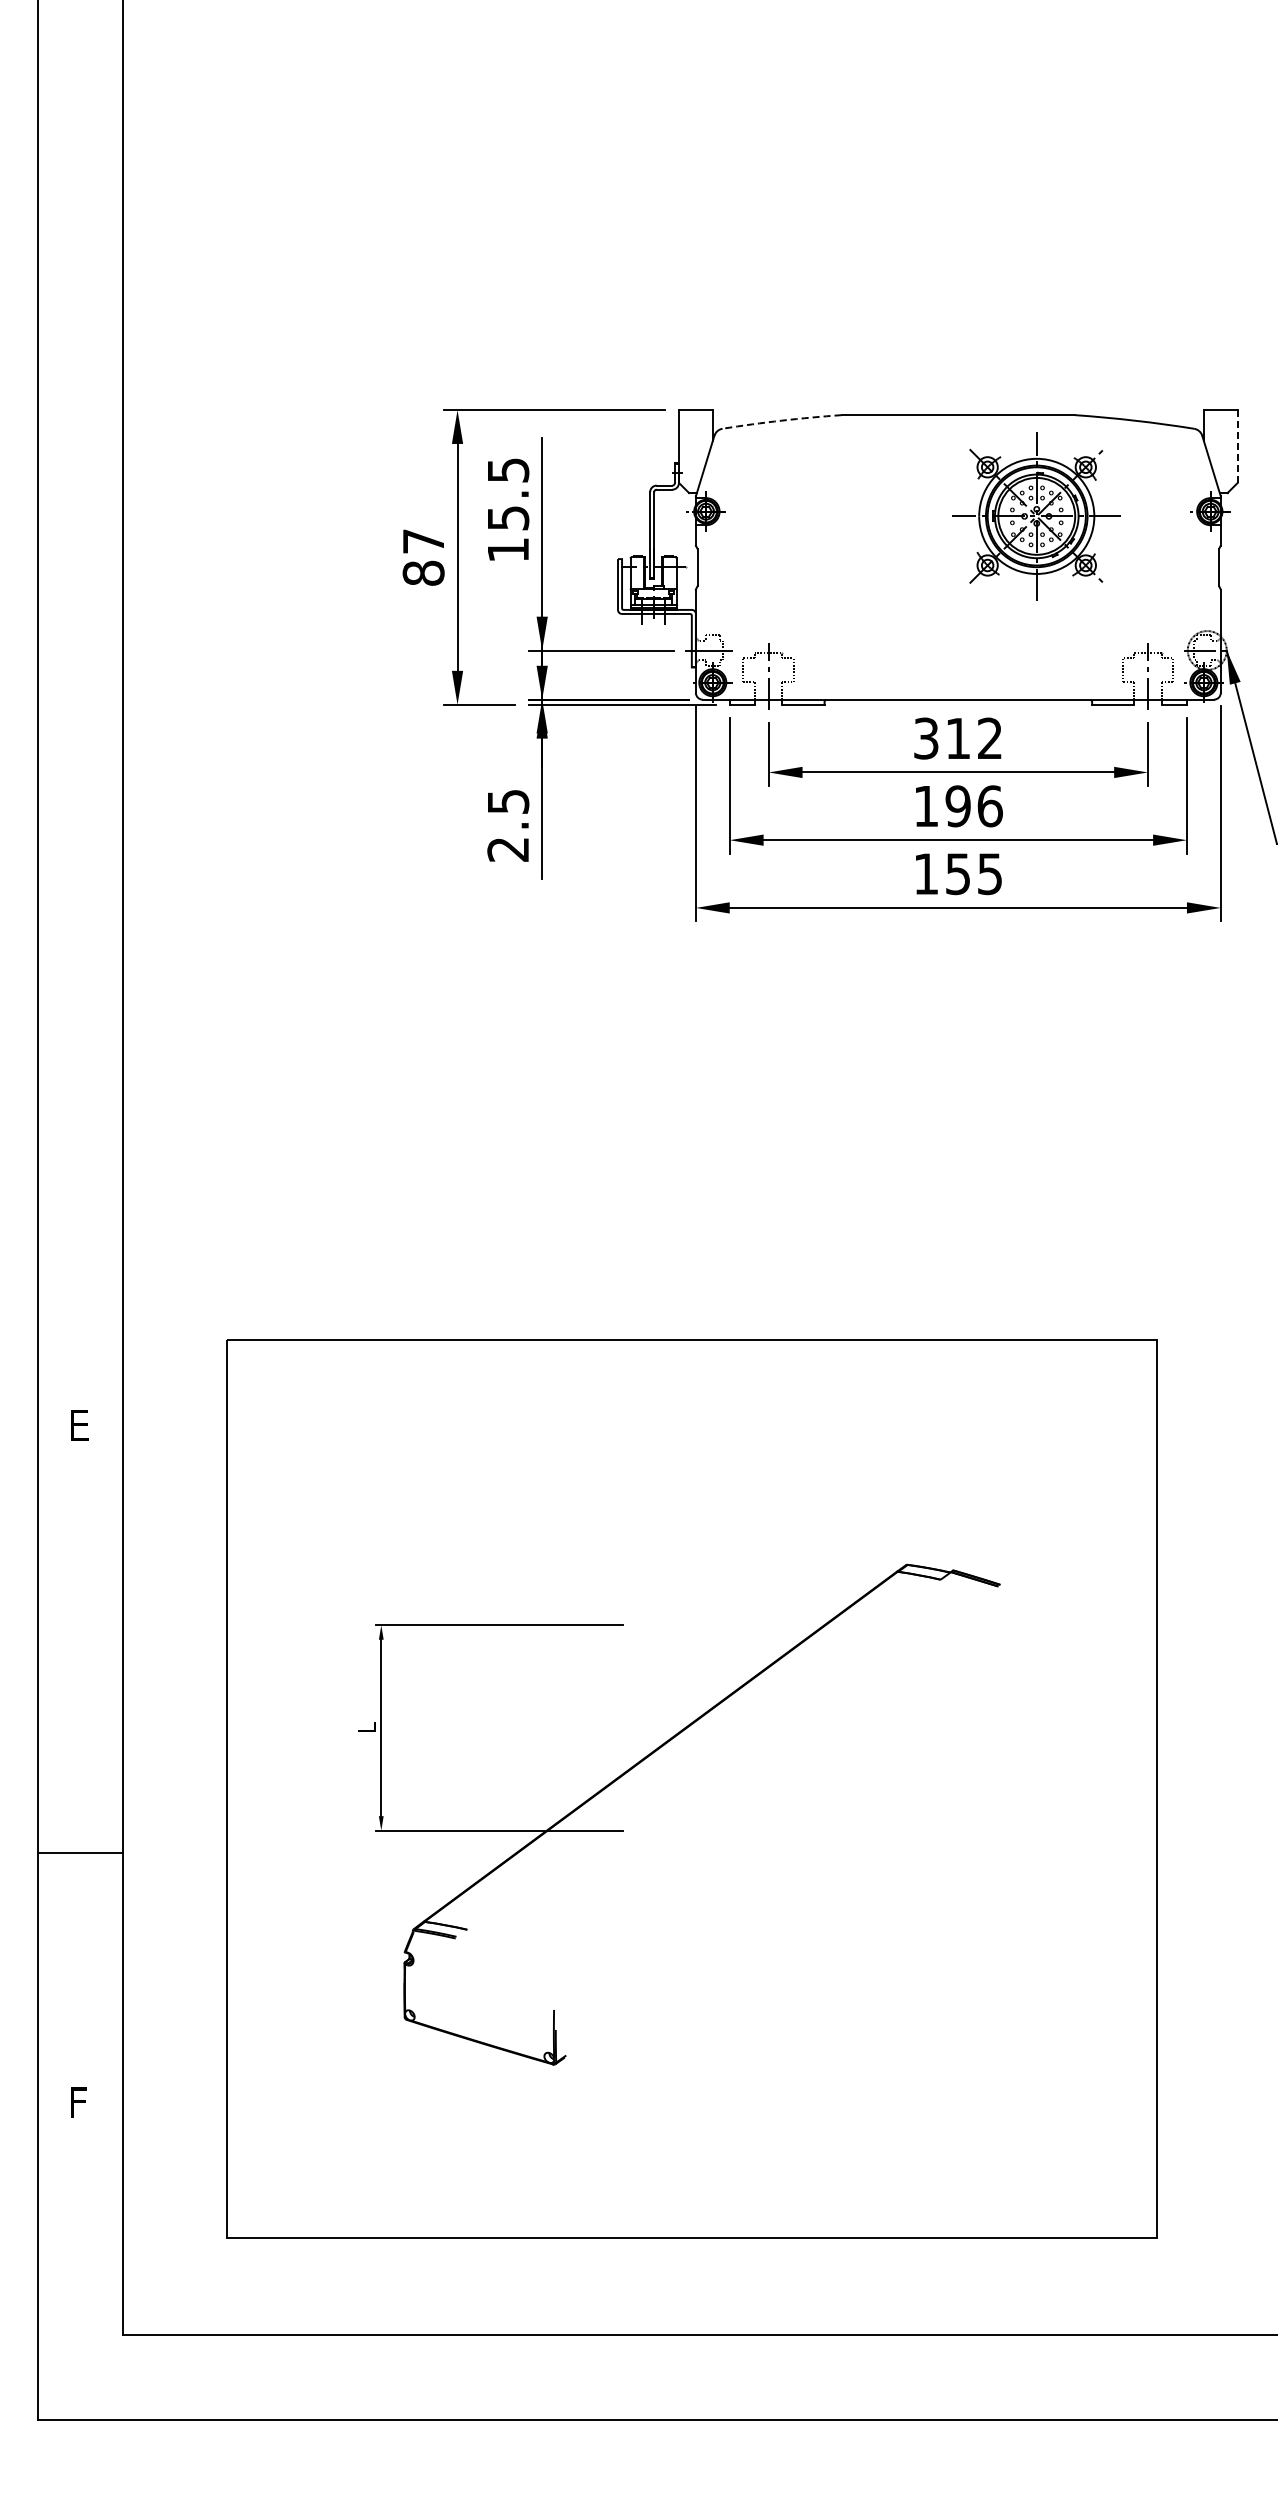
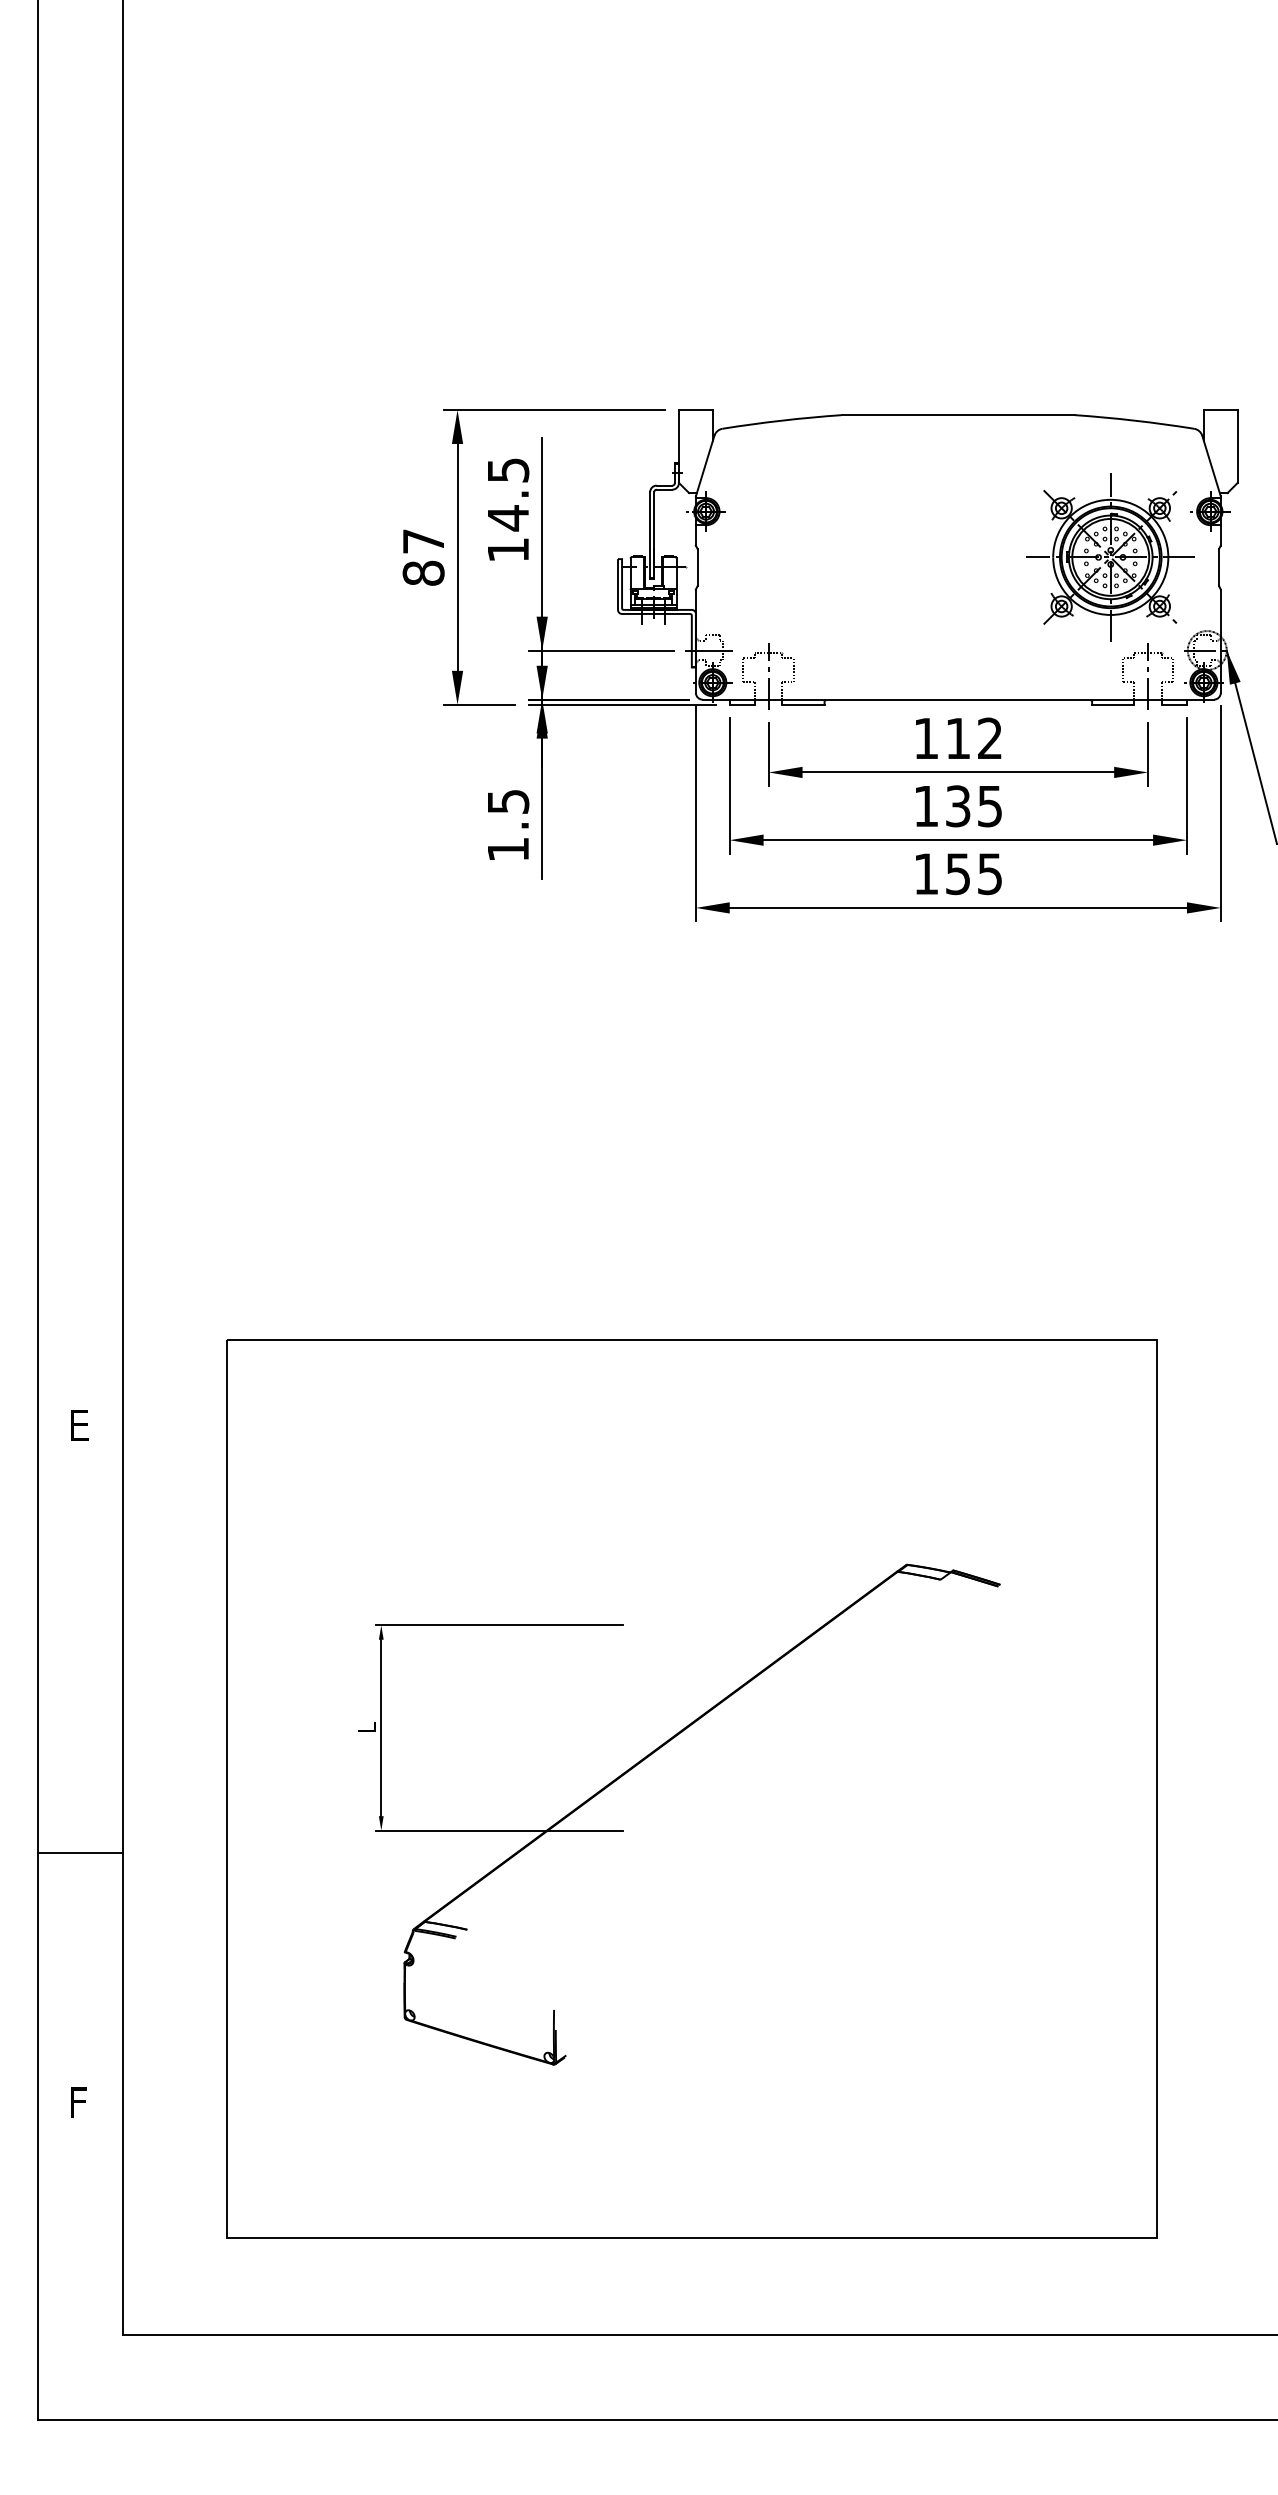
arc: dashed -> solid (781, 420)
line: dashed -> solid (1237, 446)
part position: (1036, 516) -> (1110, 557) (1110, 557)
text: 15.5 -> 14.5 (508, 518)
text: 312 -> 112 (926, 738)
text: 196 -> 135 (973, 806)
text: 2.5 -> 1.5 (507, 849)
